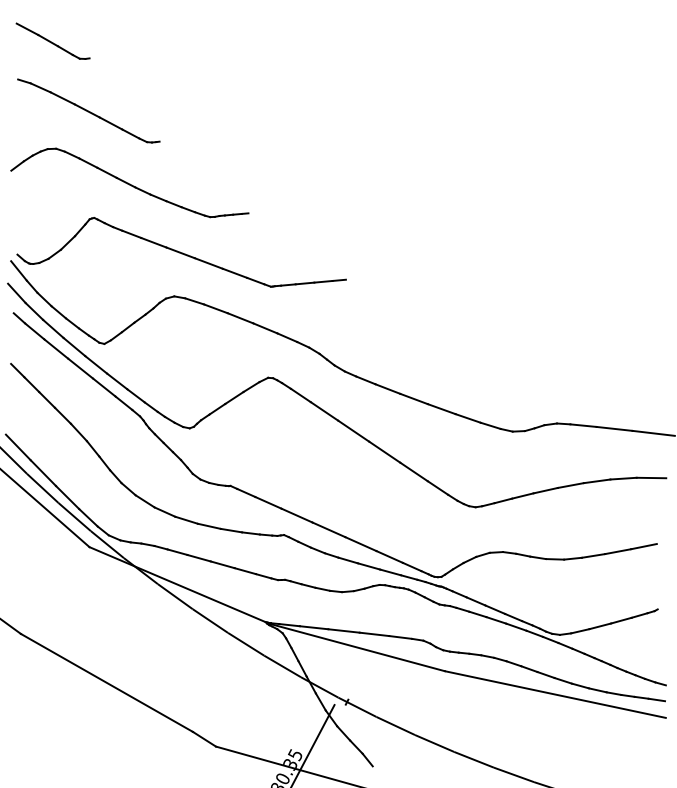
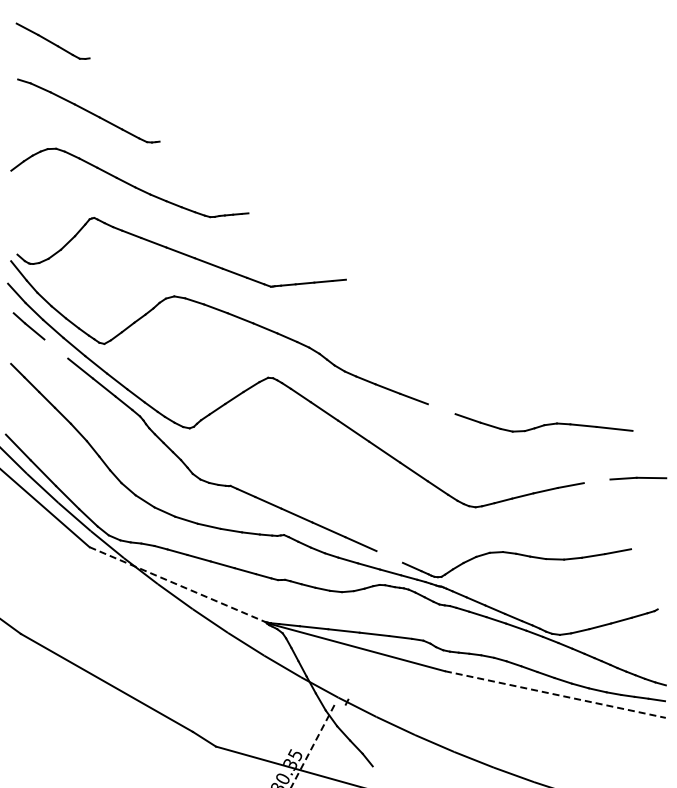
line: present -> none (56, 348)
line: present -> none (441, 409)
line: present -> none (652, 432)
line: present -> none (596, 481)
line: present -> none (643, 546)
line: present -> none (389, 556)
line: solid -> dashed (179, 585)
line: solid -> dashed (555, 694)
line: solid -> dashed (312, 746)
